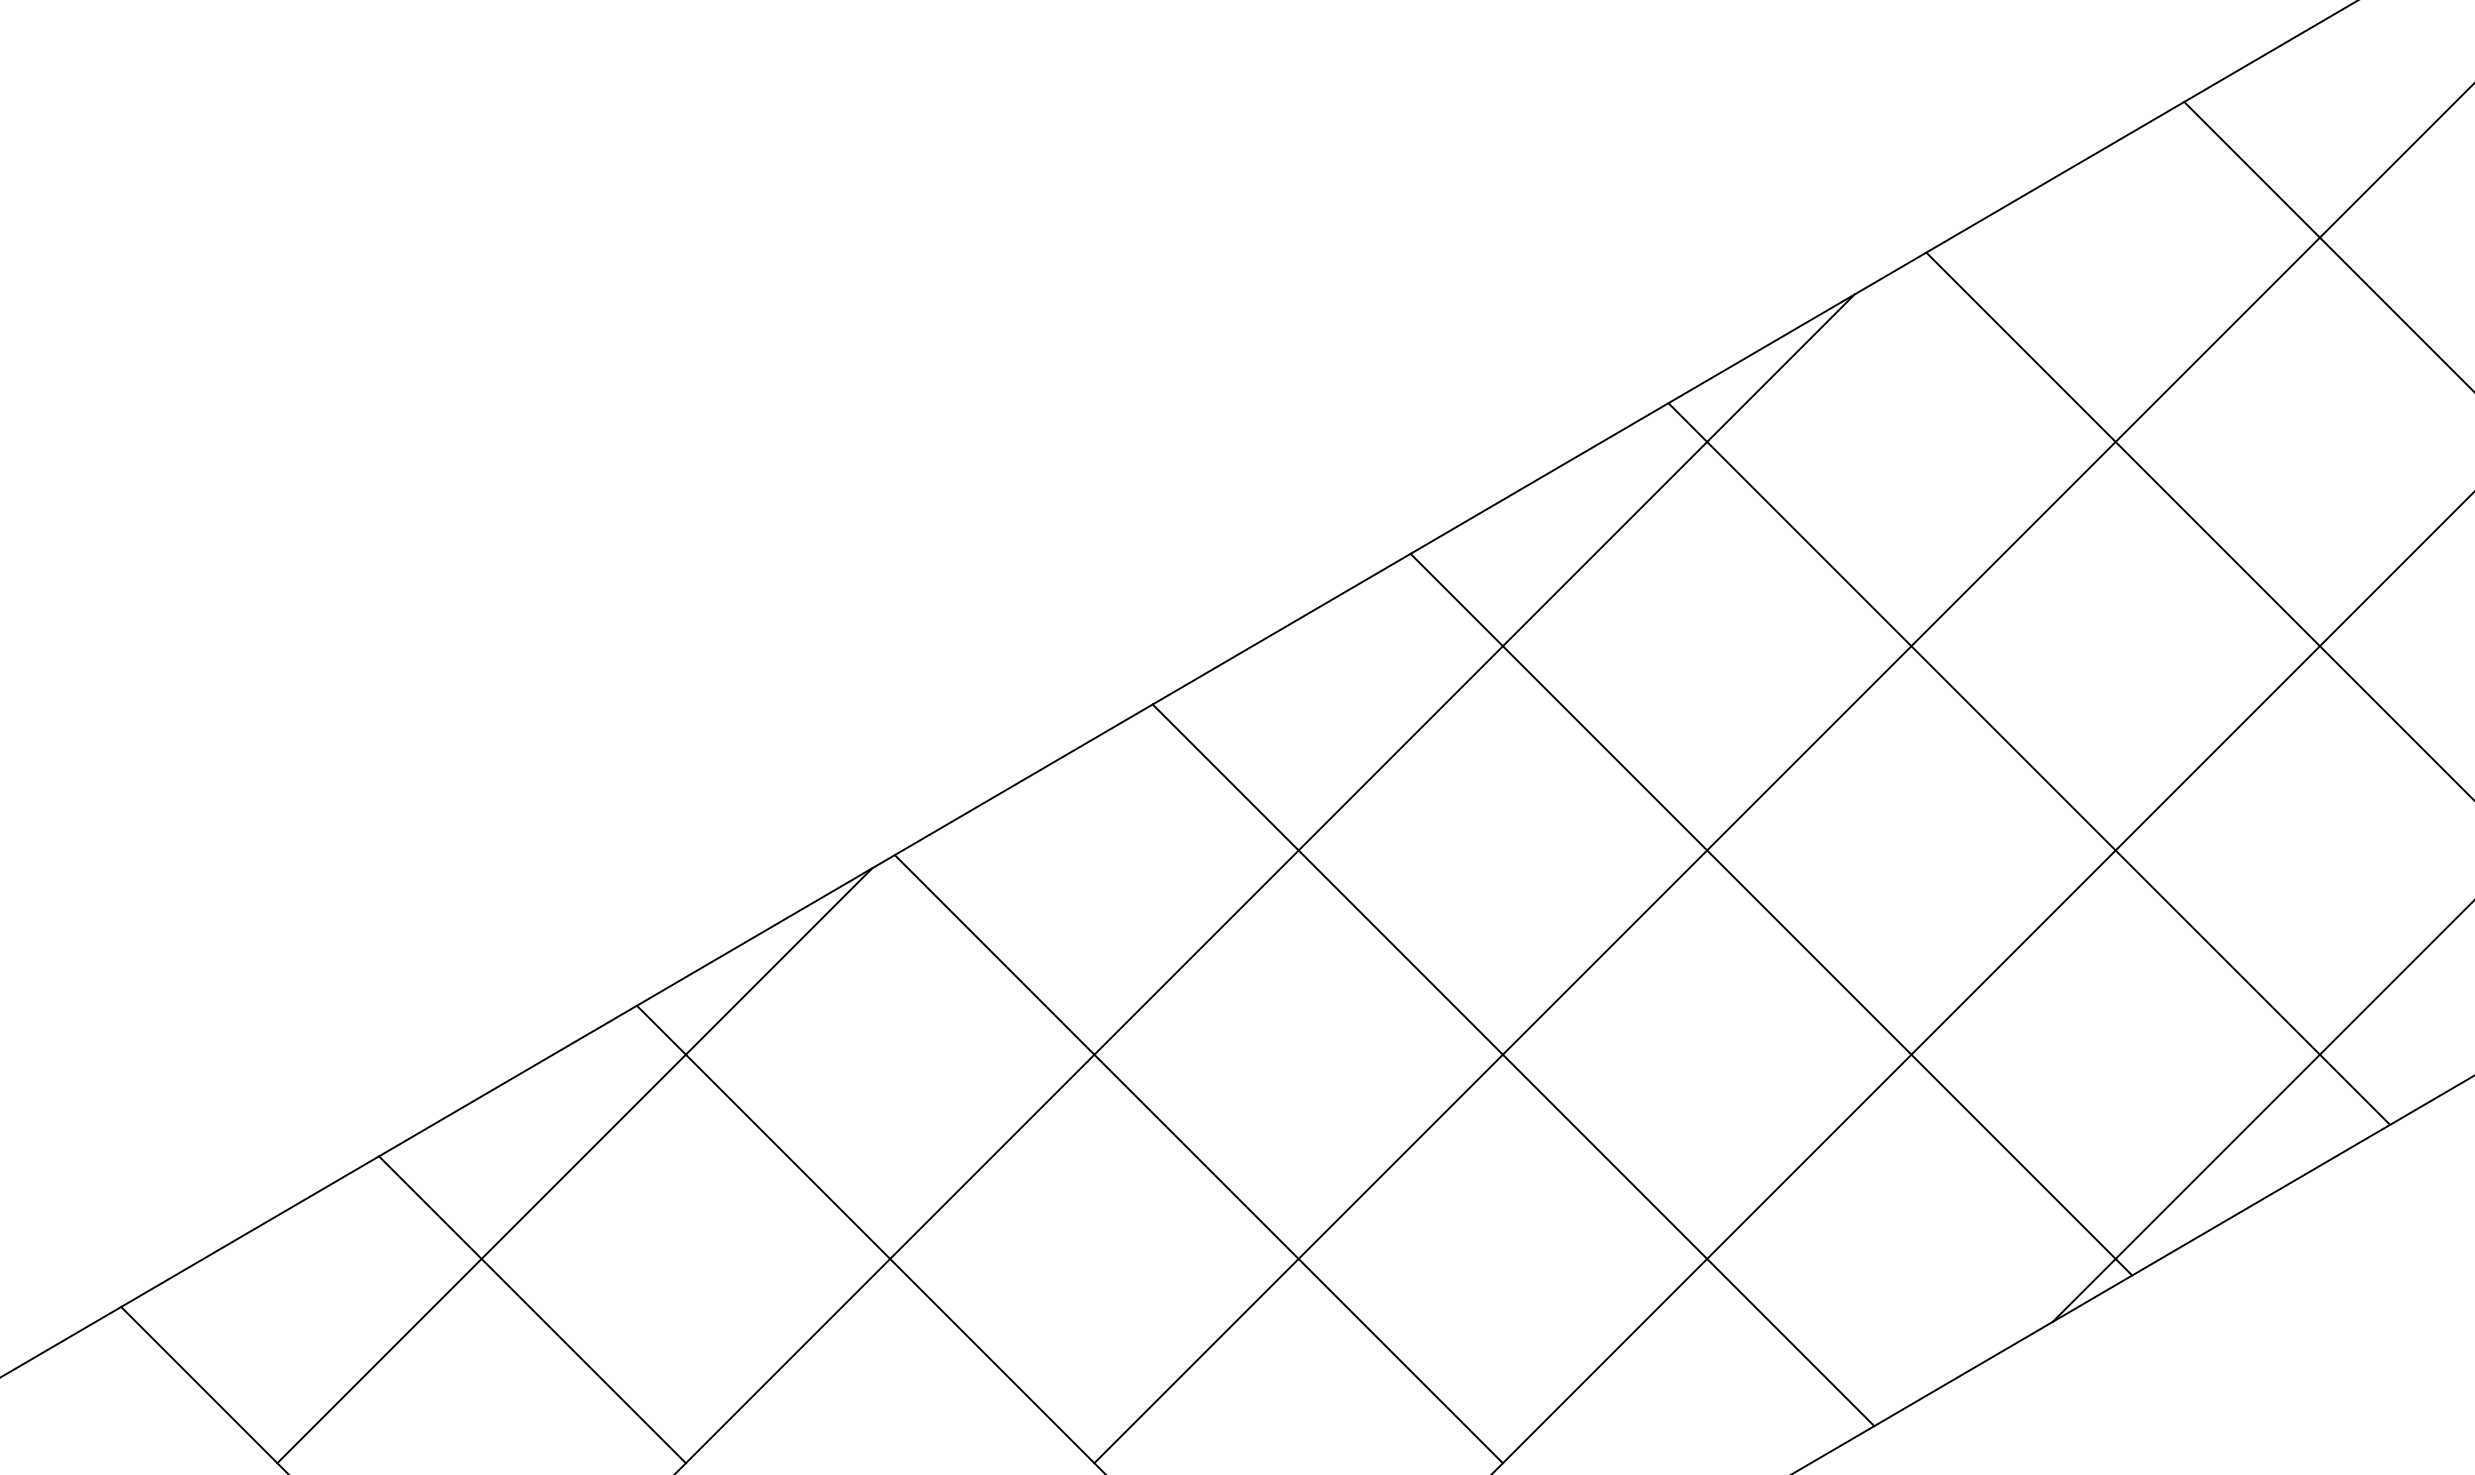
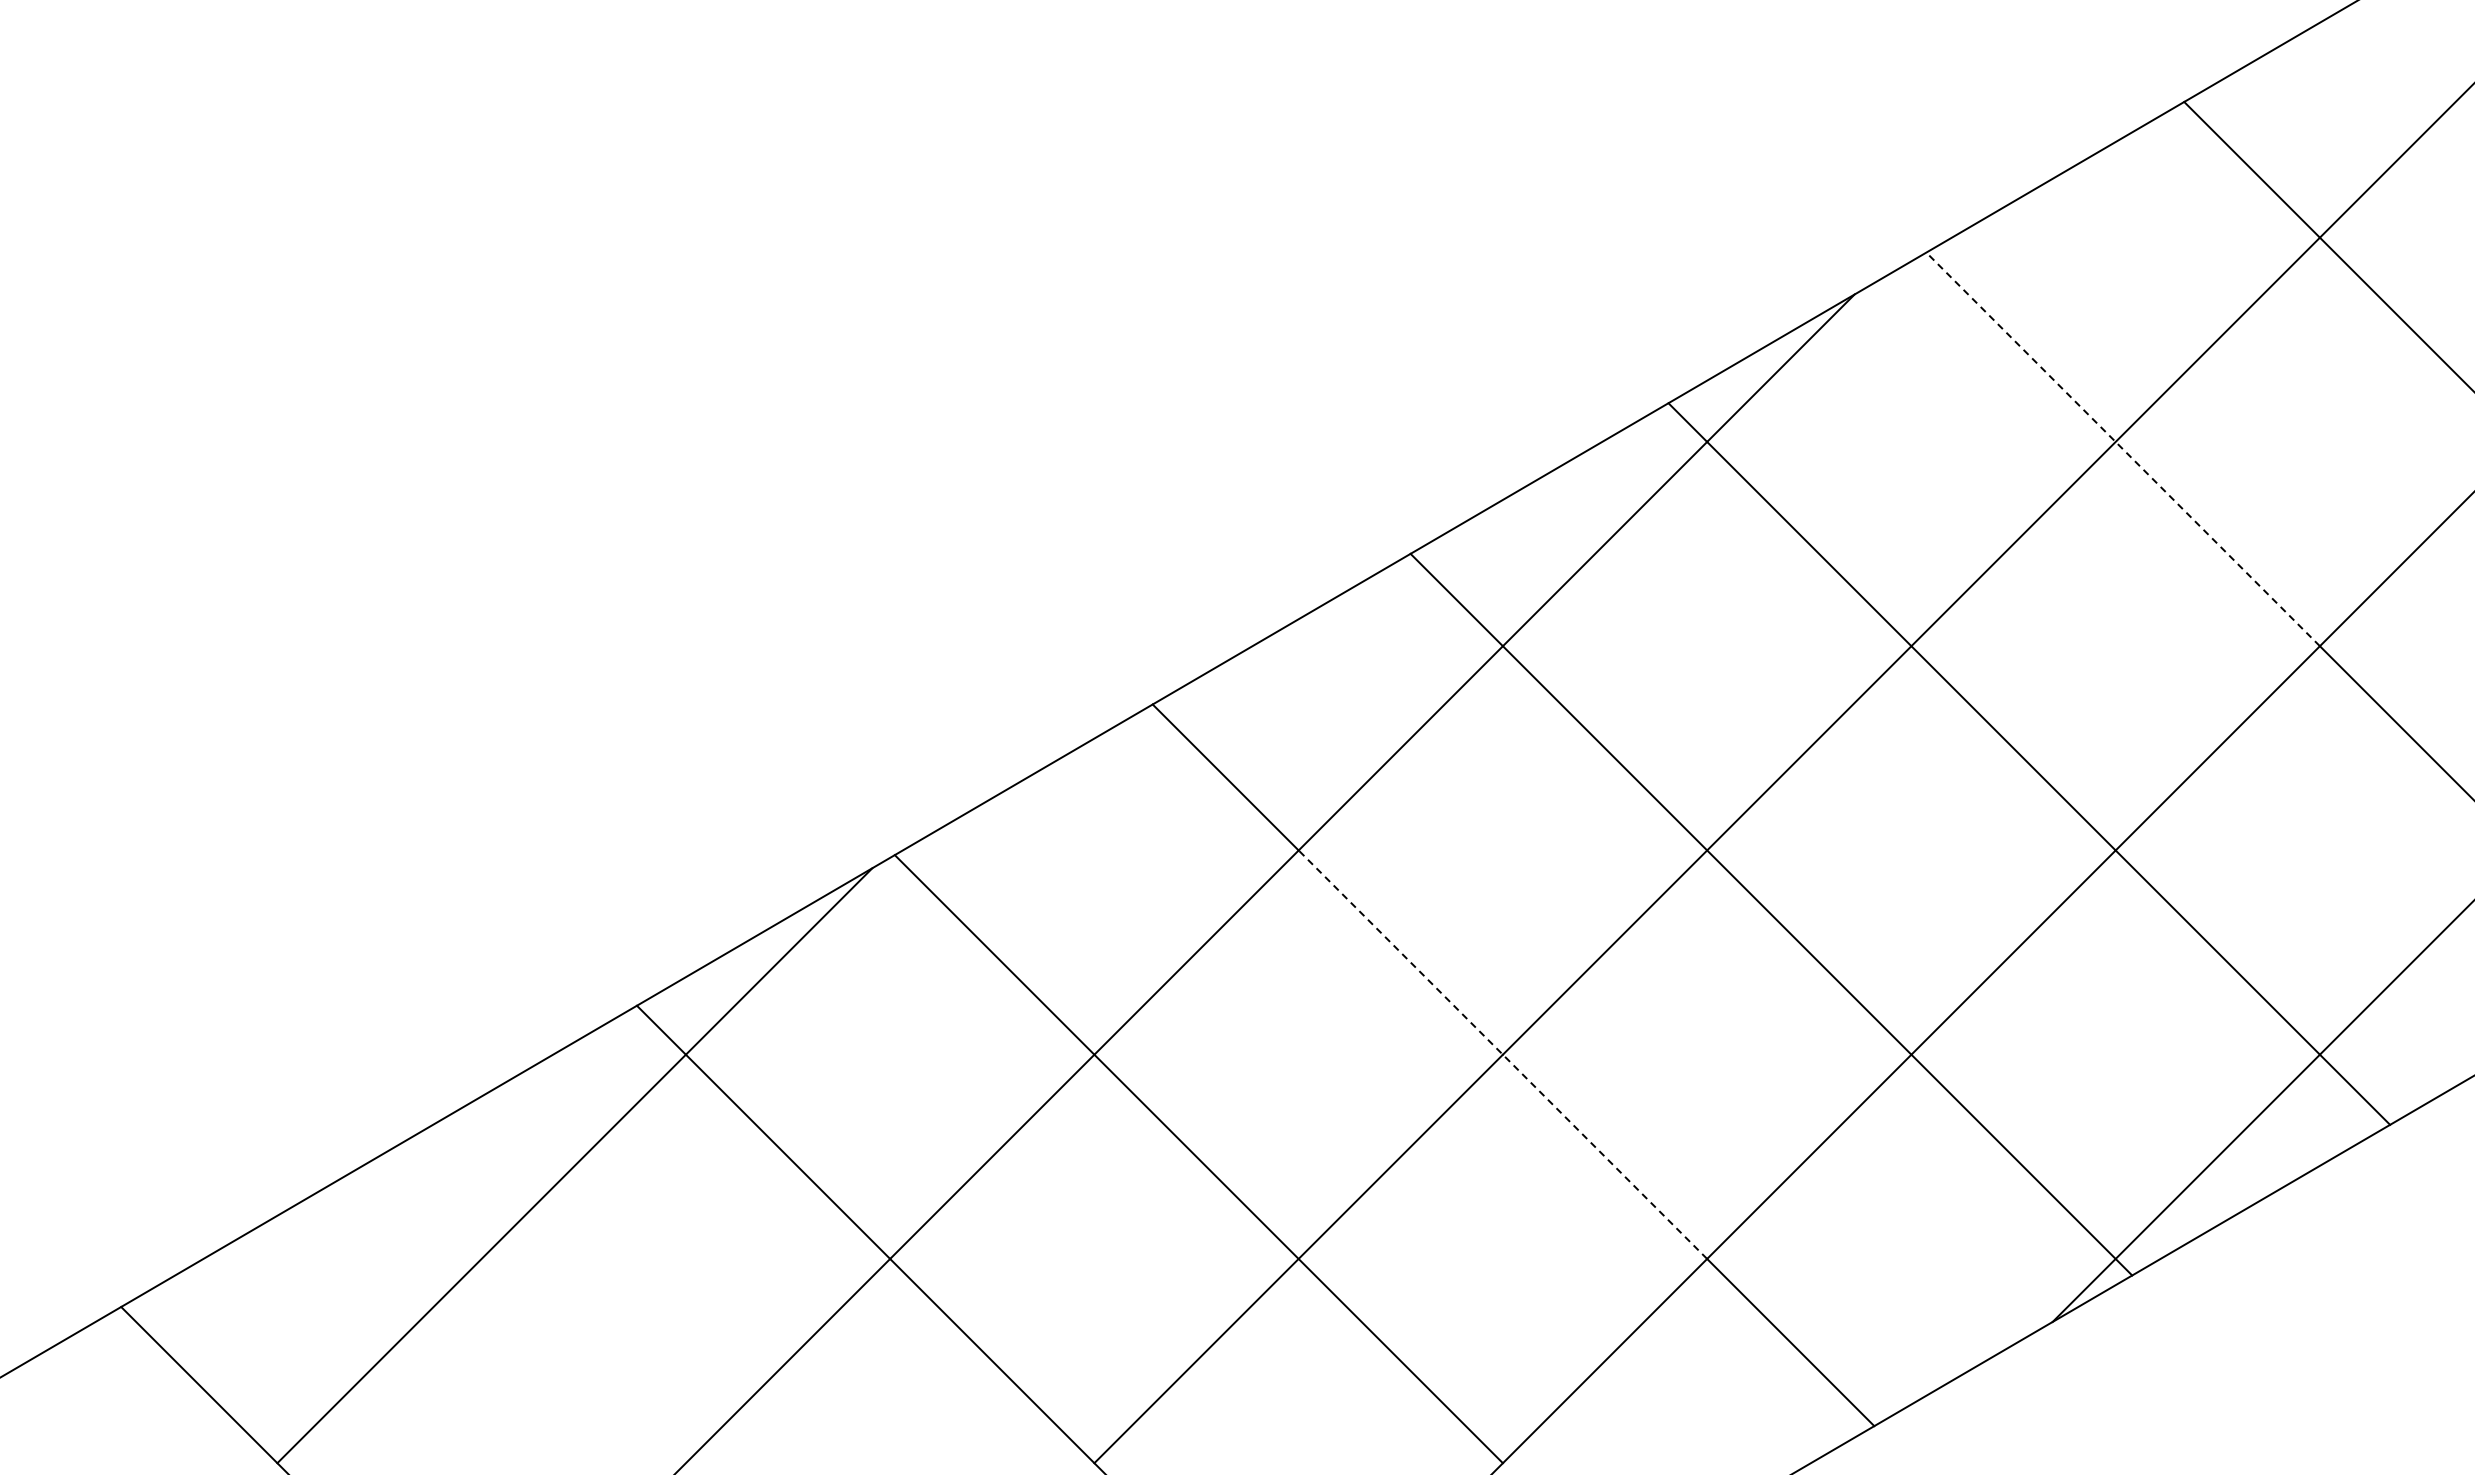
line: solid -> dashed (2122, 449)
line: solid -> dashed (1502, 1054)
line: present -> none (532, 1309)
